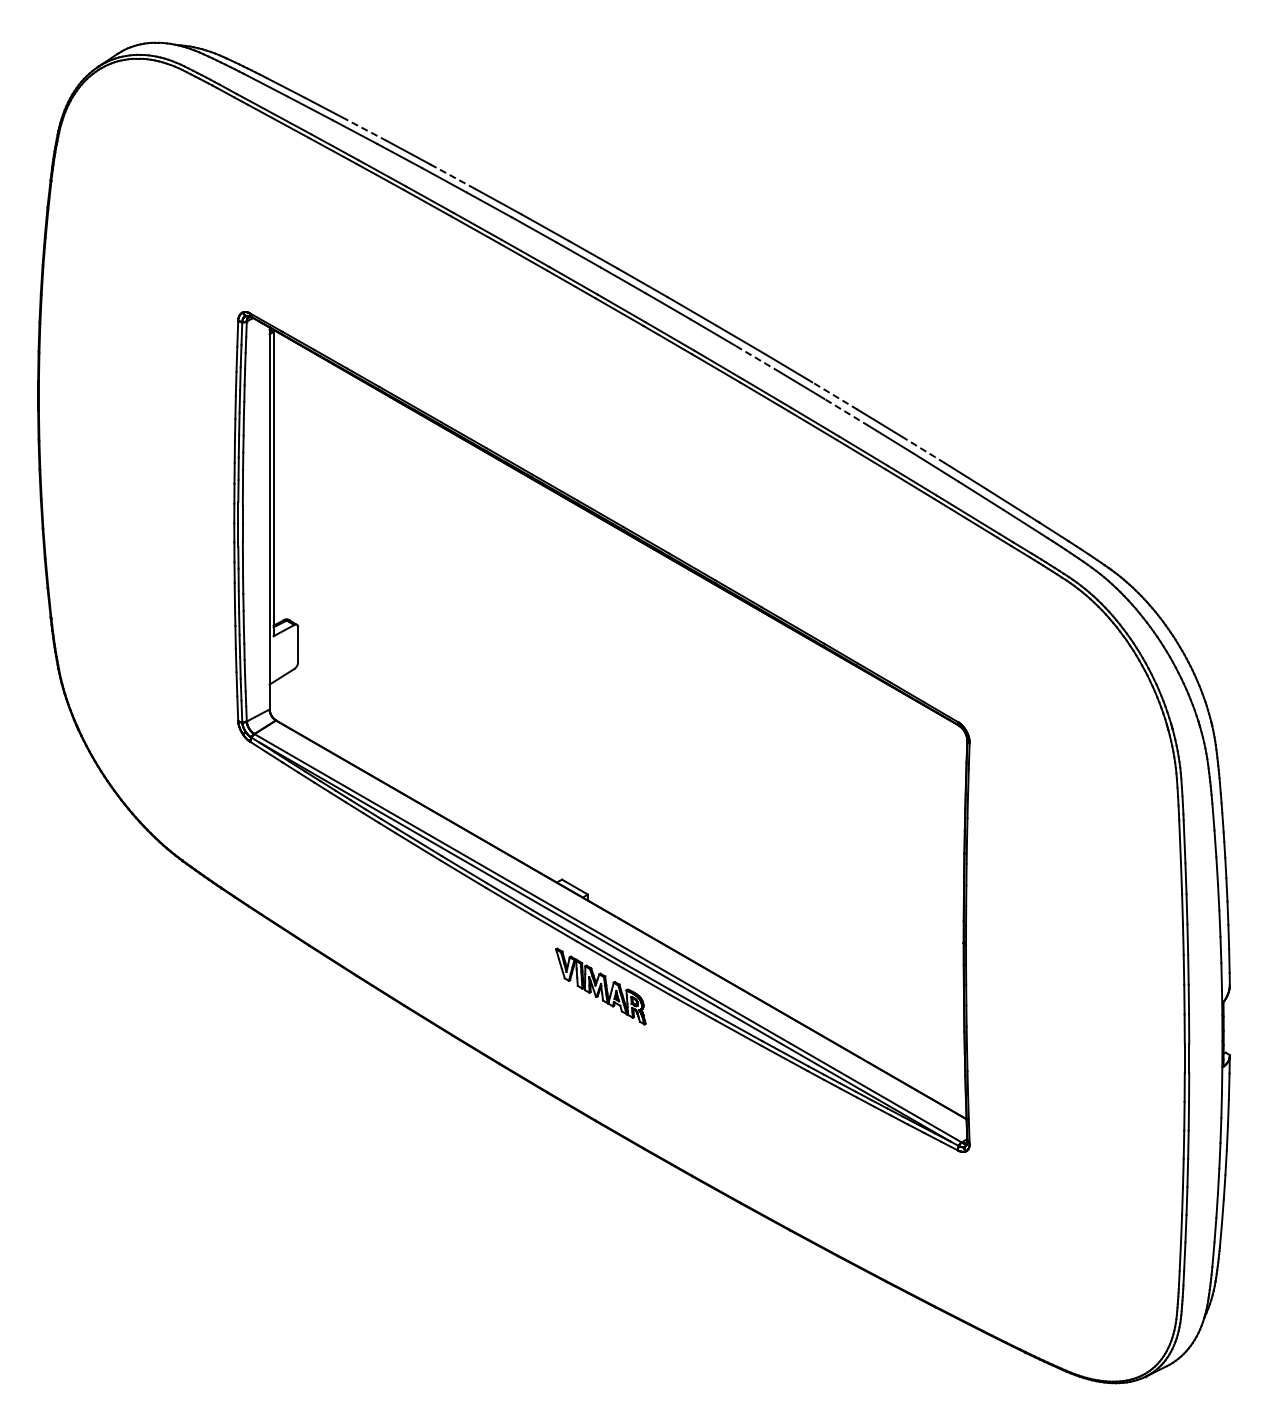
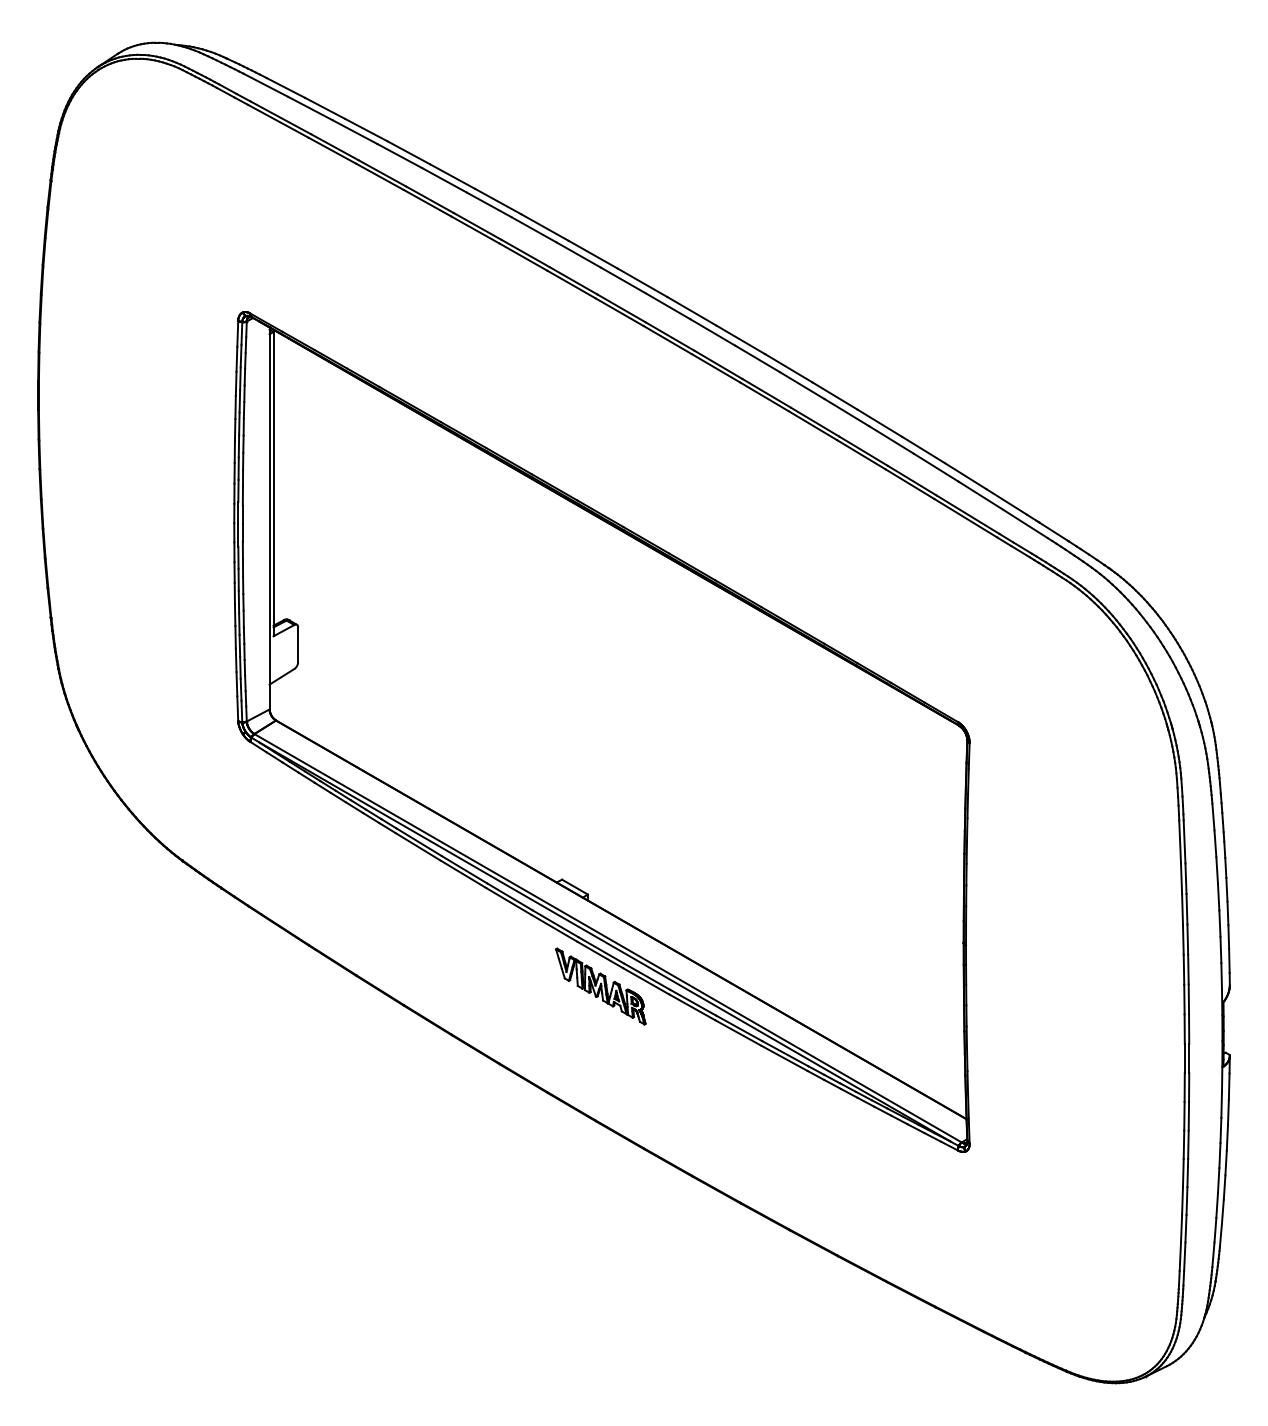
line: dashed -> solid (366, 130)
line: dashed -> solid (452, 176)
line: dashed -> solid (757, 358)
line: dashed -> solid (835, 396)
line: dashed -> solid (846, 412)
line: dashed -> solid (923, 449)
